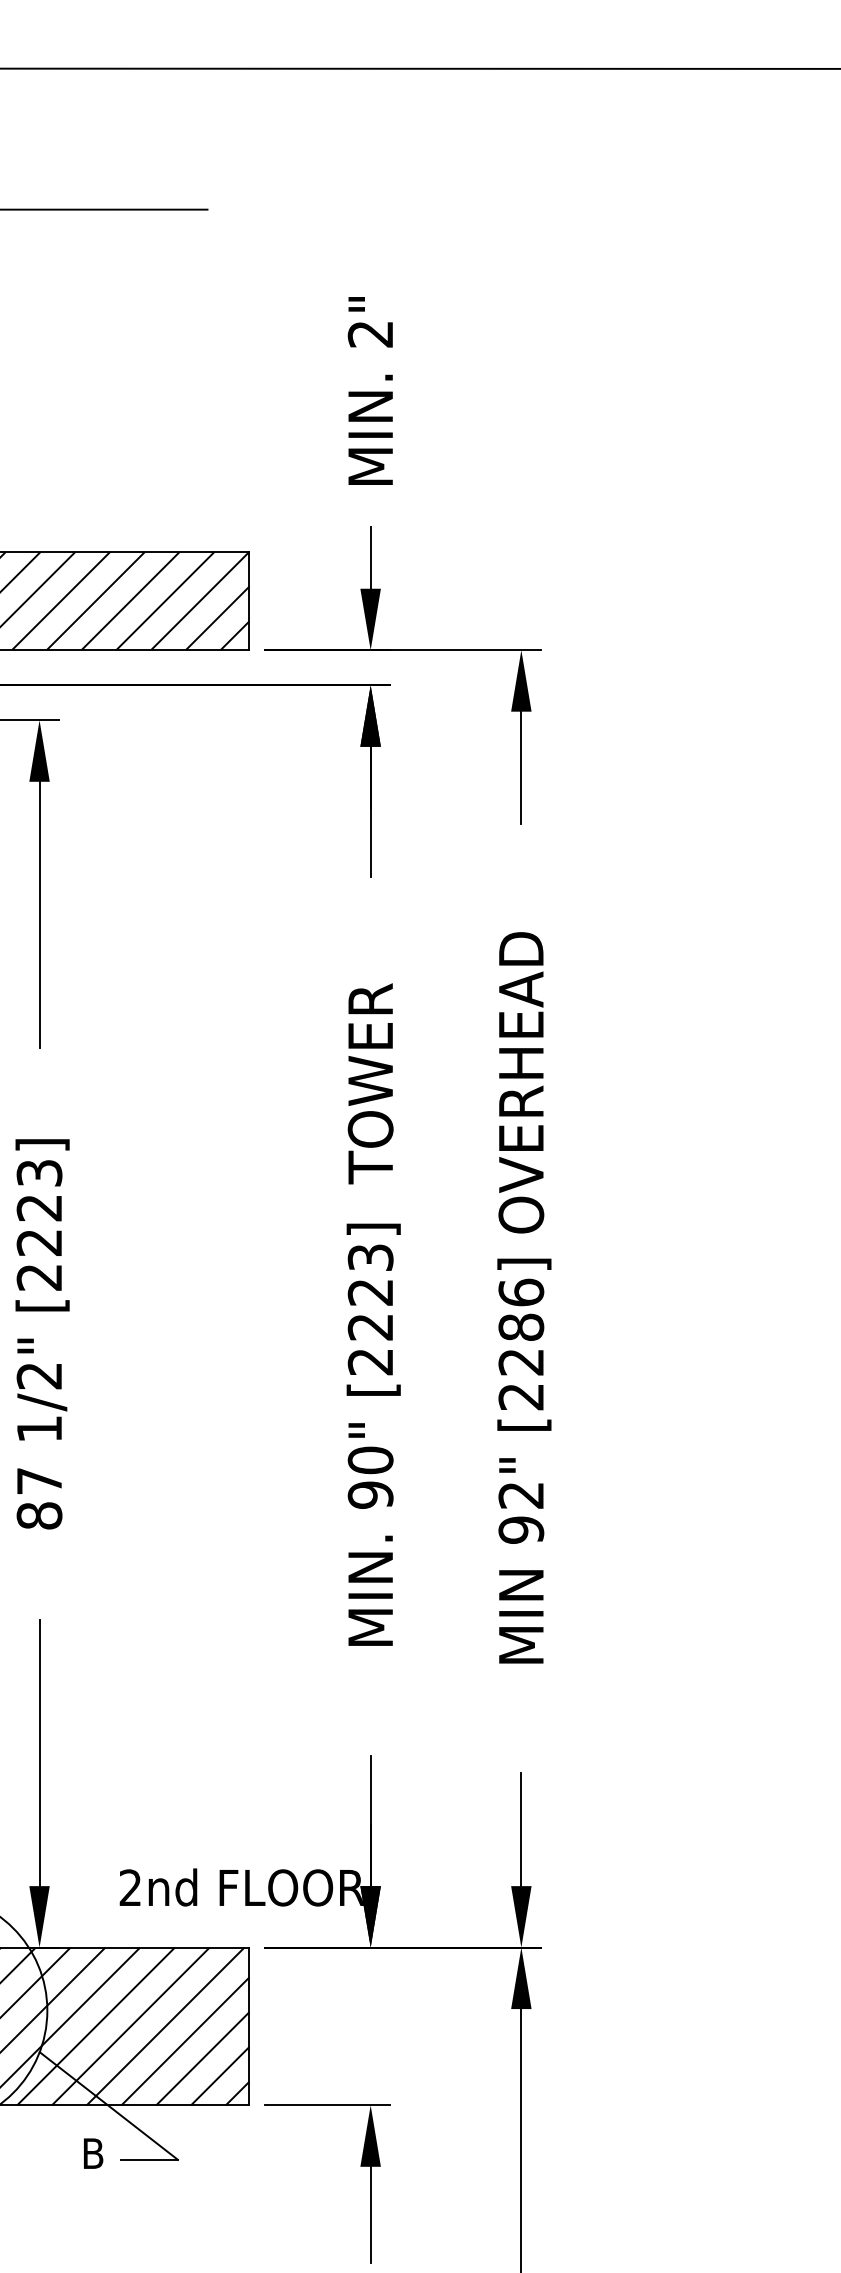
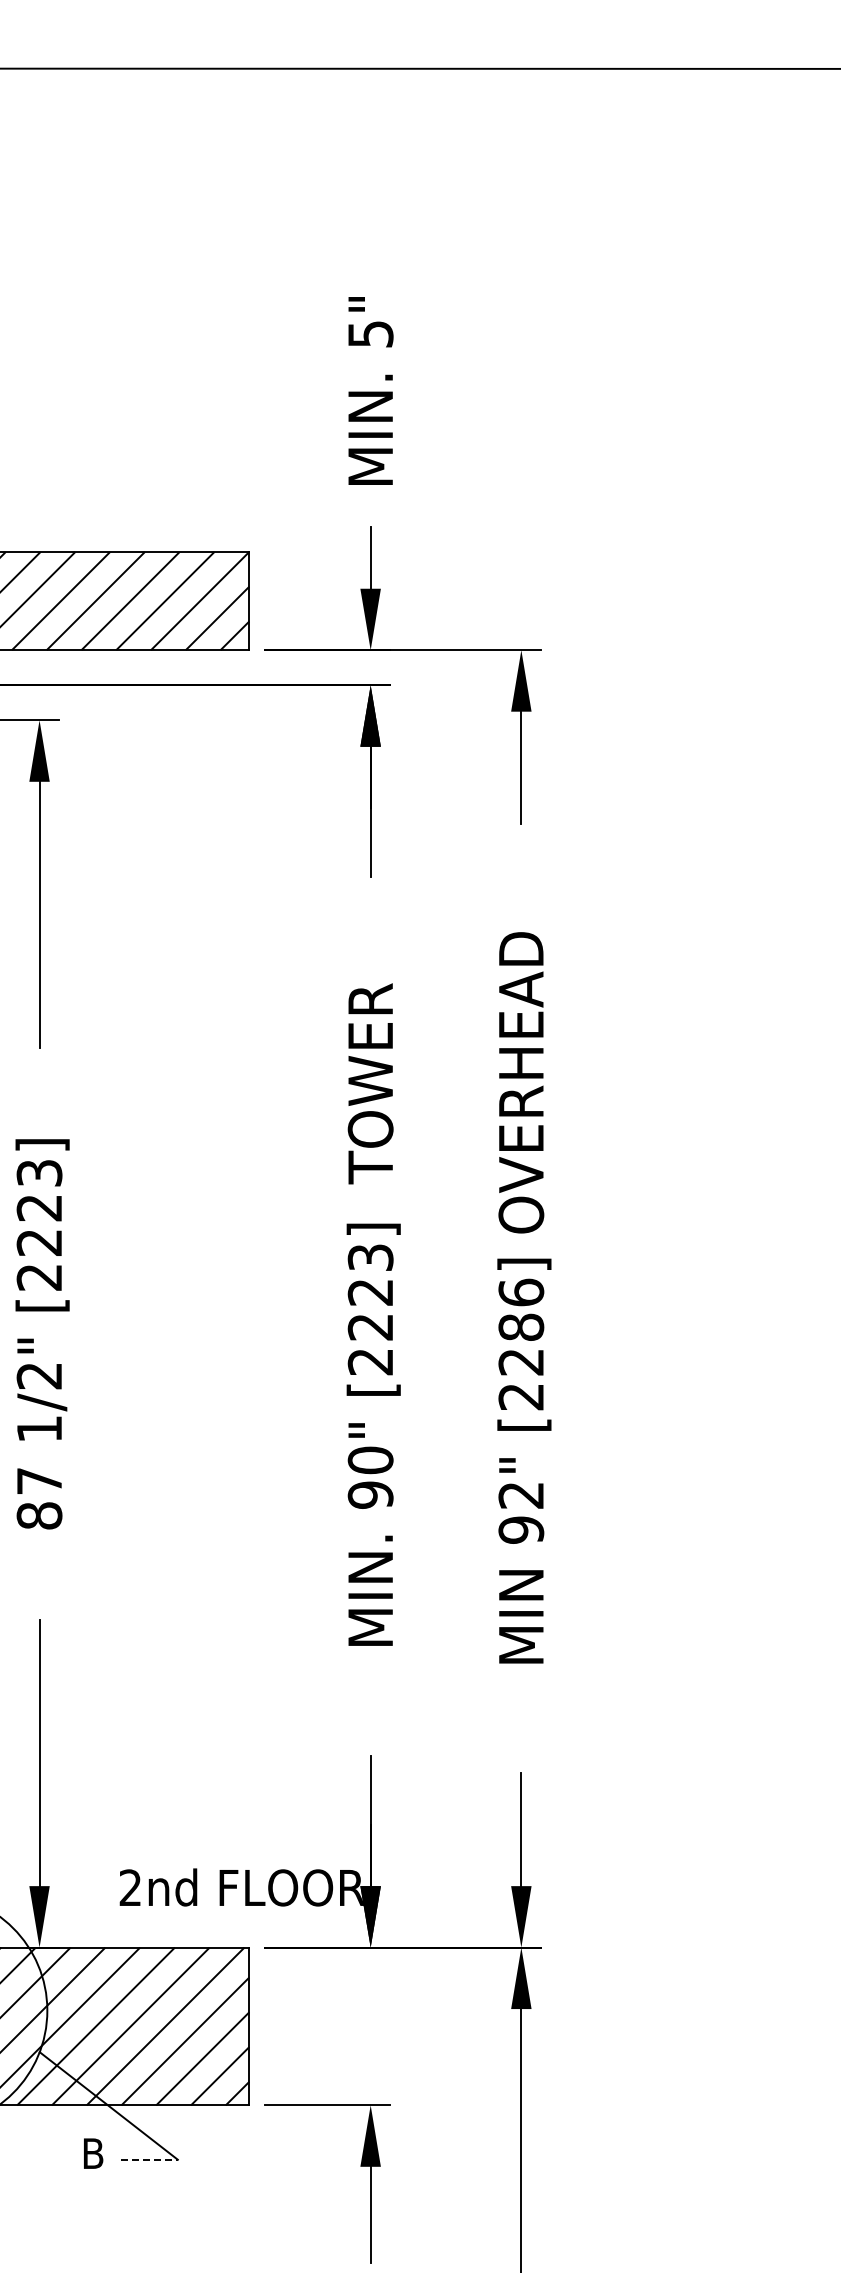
line: present -> none (104, 209)
text: 2" -> 5" (370, 334)
line: solid -> dashed (150, 2159)
